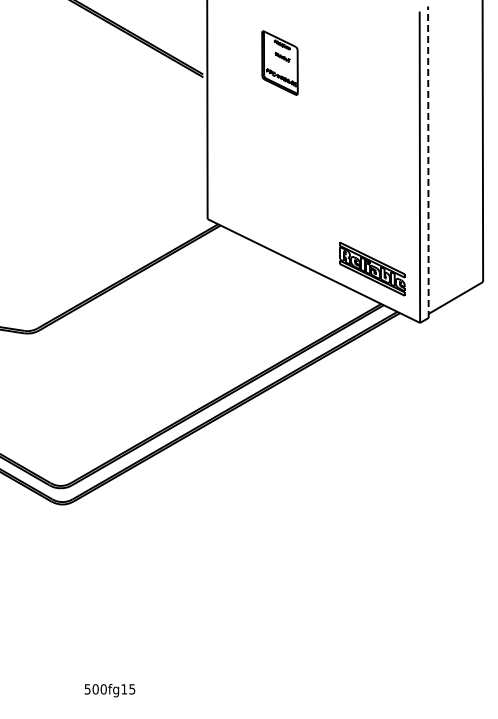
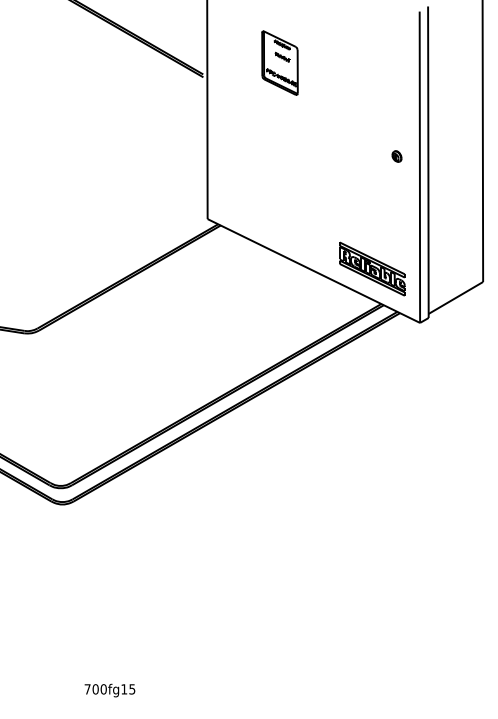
part: none -> present (396, 156)
line: dashed -> solid (428, 162)
text: 500fg15 -> 700fg15 (87, 689)
